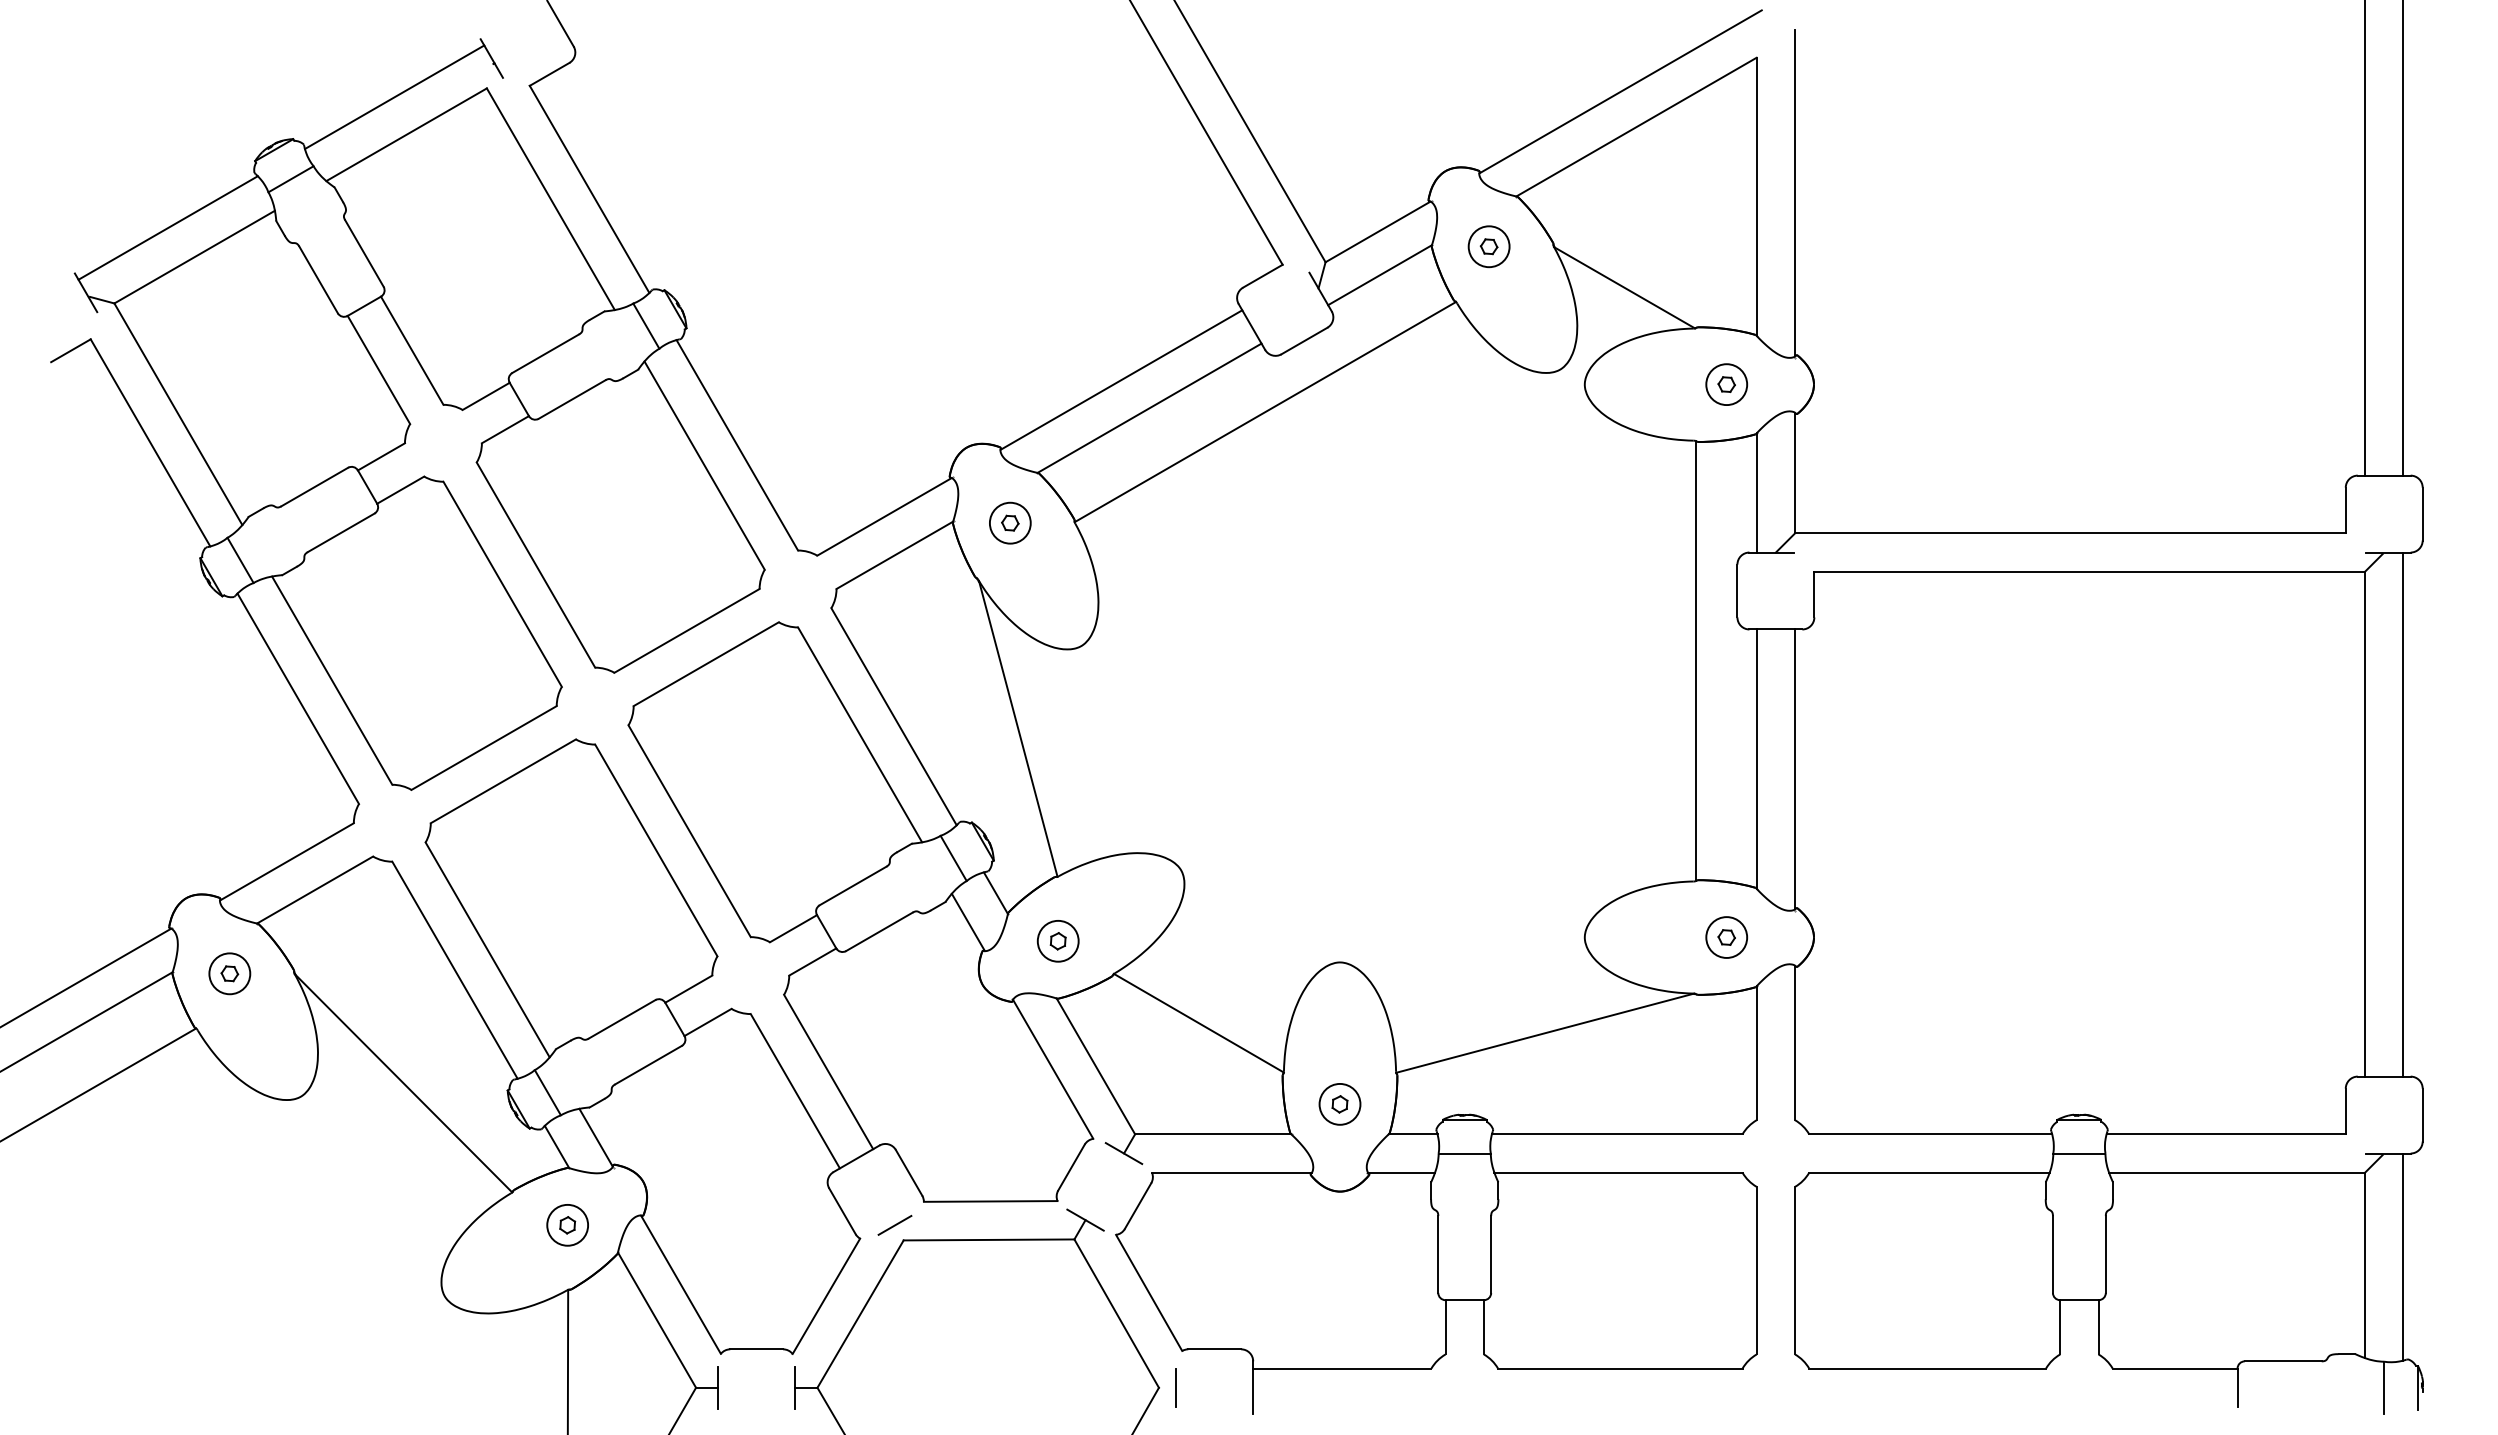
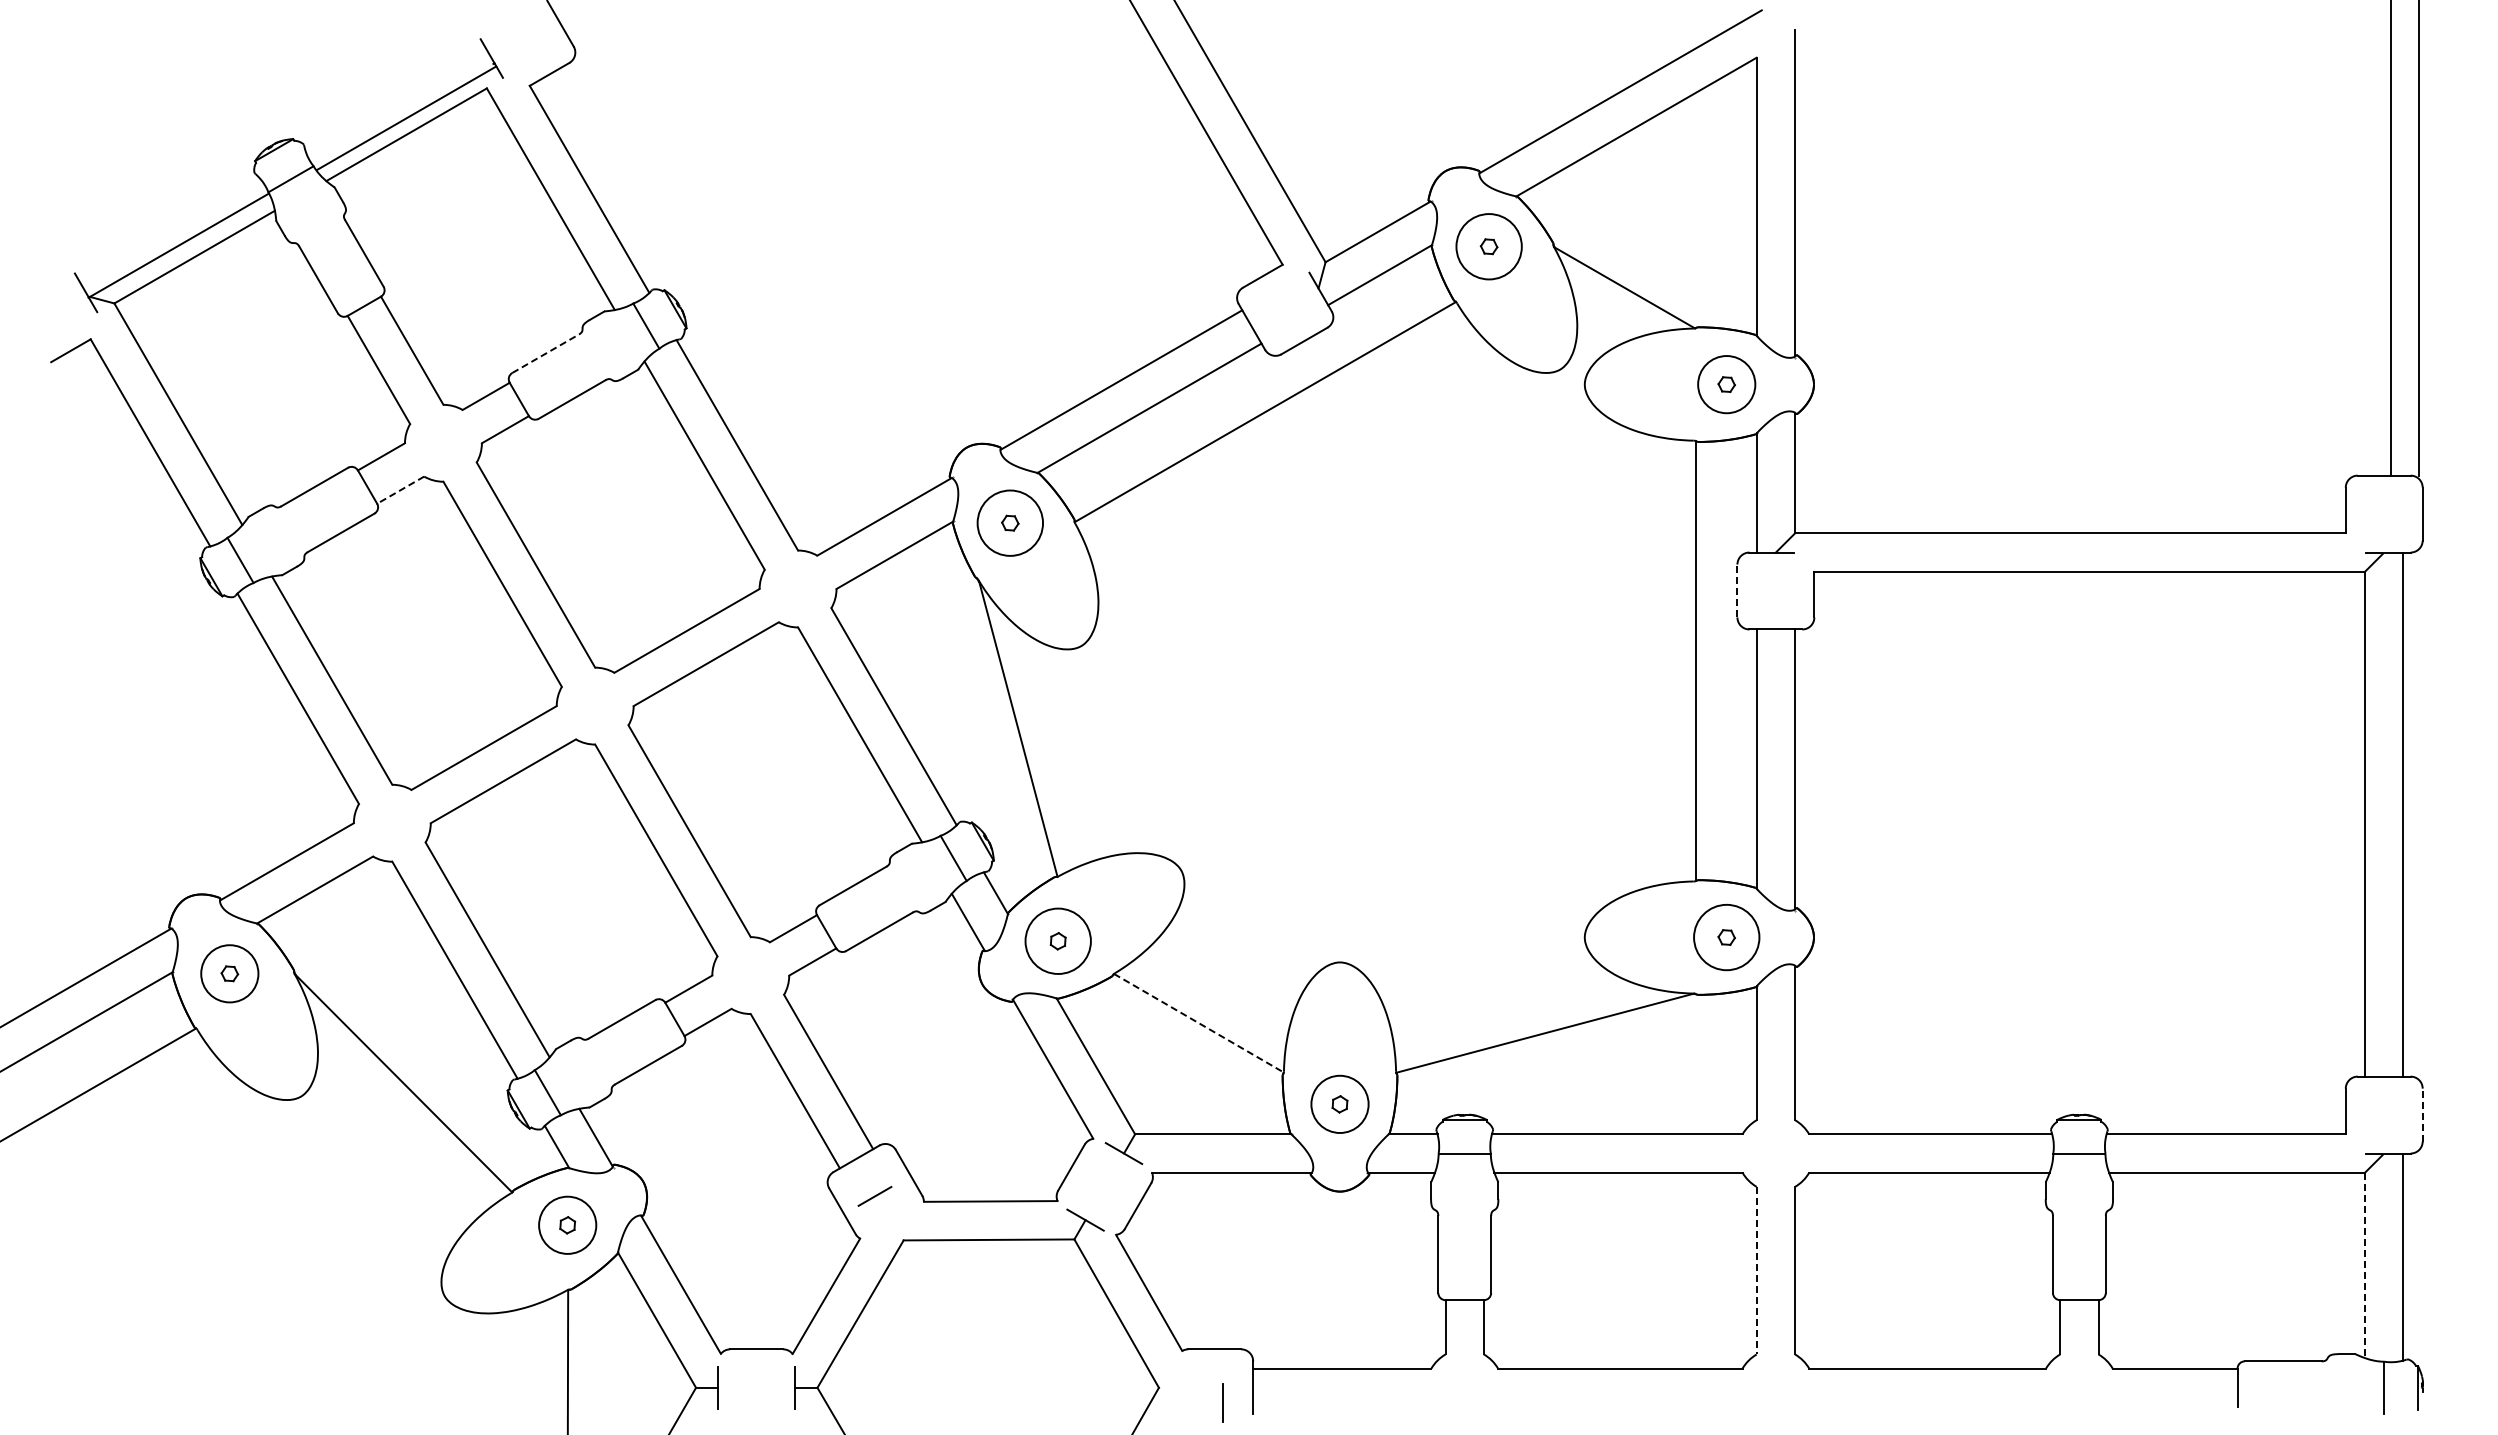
line position: (394, 97) -> (406, 118) (406, 118)
line position: (167, 227) -> (177, 245) (177, 245)
line position: (2365, 238) -> (2391, 238) (2391, 238)
line position: (2403, 238) -> (2419, 238) (2419, 238)
circle diameter: 41 px -> 65 px (1488, 246)
line: solid -> dashed (546, 353)
circle diameter: 41 px -> 57 px (1726, 384)
line: solid -> dashed (400, 490)
circle diameter: 41 px -> 65 px (1010, 522)
line: solid -> dashed (1737, 590)
circle diameter: 41 px -> 65 px (1726, 937)
circle diameter: 41 px -> 65 px (1057, 940)
circle diameter: 41 px -> 57 px (229, 973)
line: solid -> dashed (1199, 1023)
circle diameter: 41 px -> 57 px (1339, 1103)
line: solid -> dashed (2422, 1114)
circle diameter: 41 px -> 57 px (567, 1224)
line position: (894, 1224) -> (874, 1195) (874, 1195)
line: solid -> dashed (2365, 1265)
line: solid -> dashed (1756, 1270)
line position: (1175, 1387) -> (1222, 1402) (1222, 1402)
